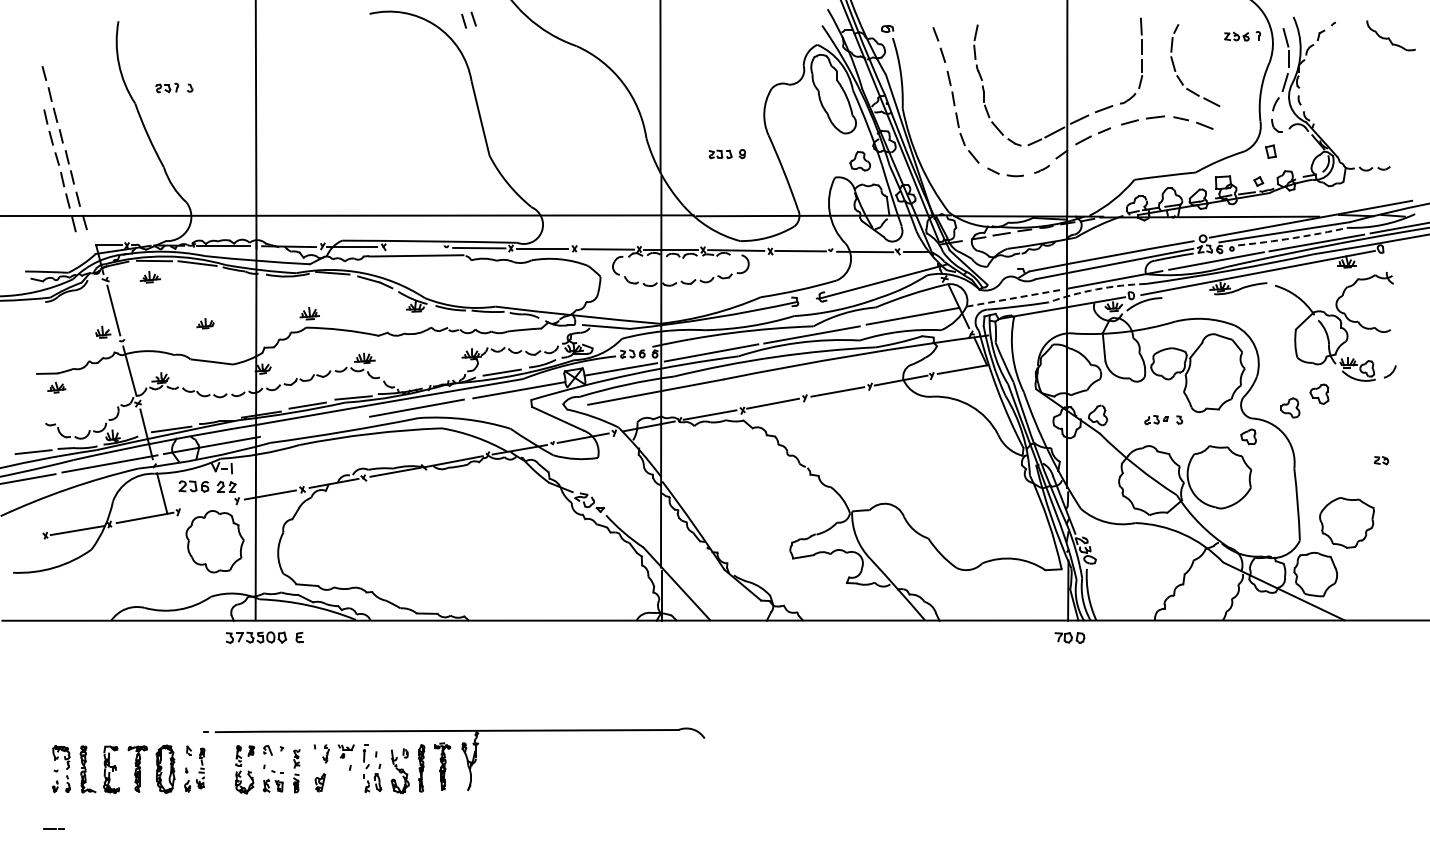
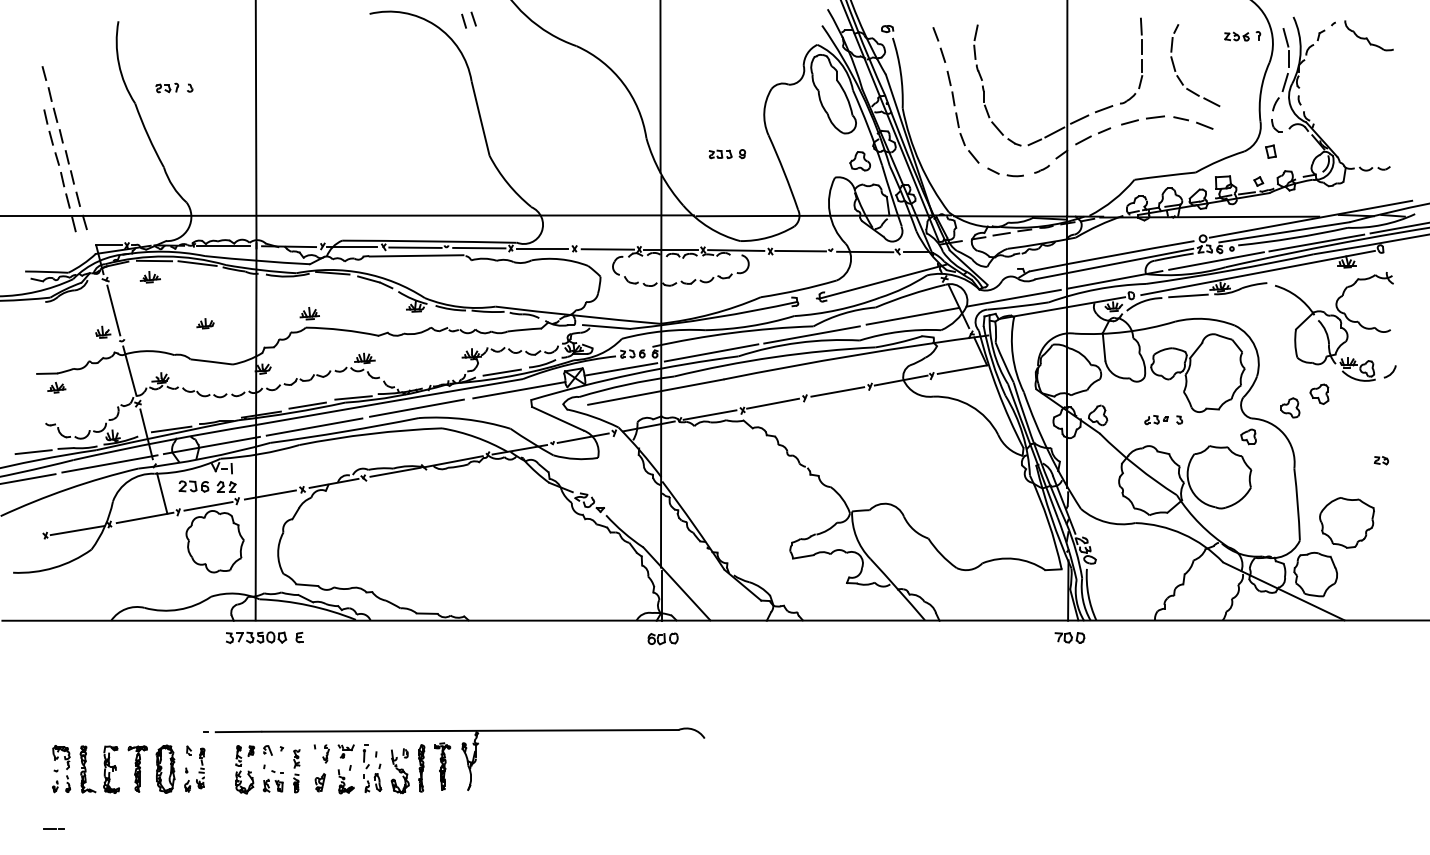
part position: (1390, 35) -> (1368, 35) (1368, 35)
arc: dashed -> solid (1293, 238)
line: none -> present (415, 247)
arc: dashed -> solid (1096, 289)
line: none -> present (1188, 295)
line: dashed -> solid (1013, 298)
line: none -> present (314, 426)
line: none -> present (208, 506)
part: none -> present (662, 638)
part: none -> present (345, 781)
